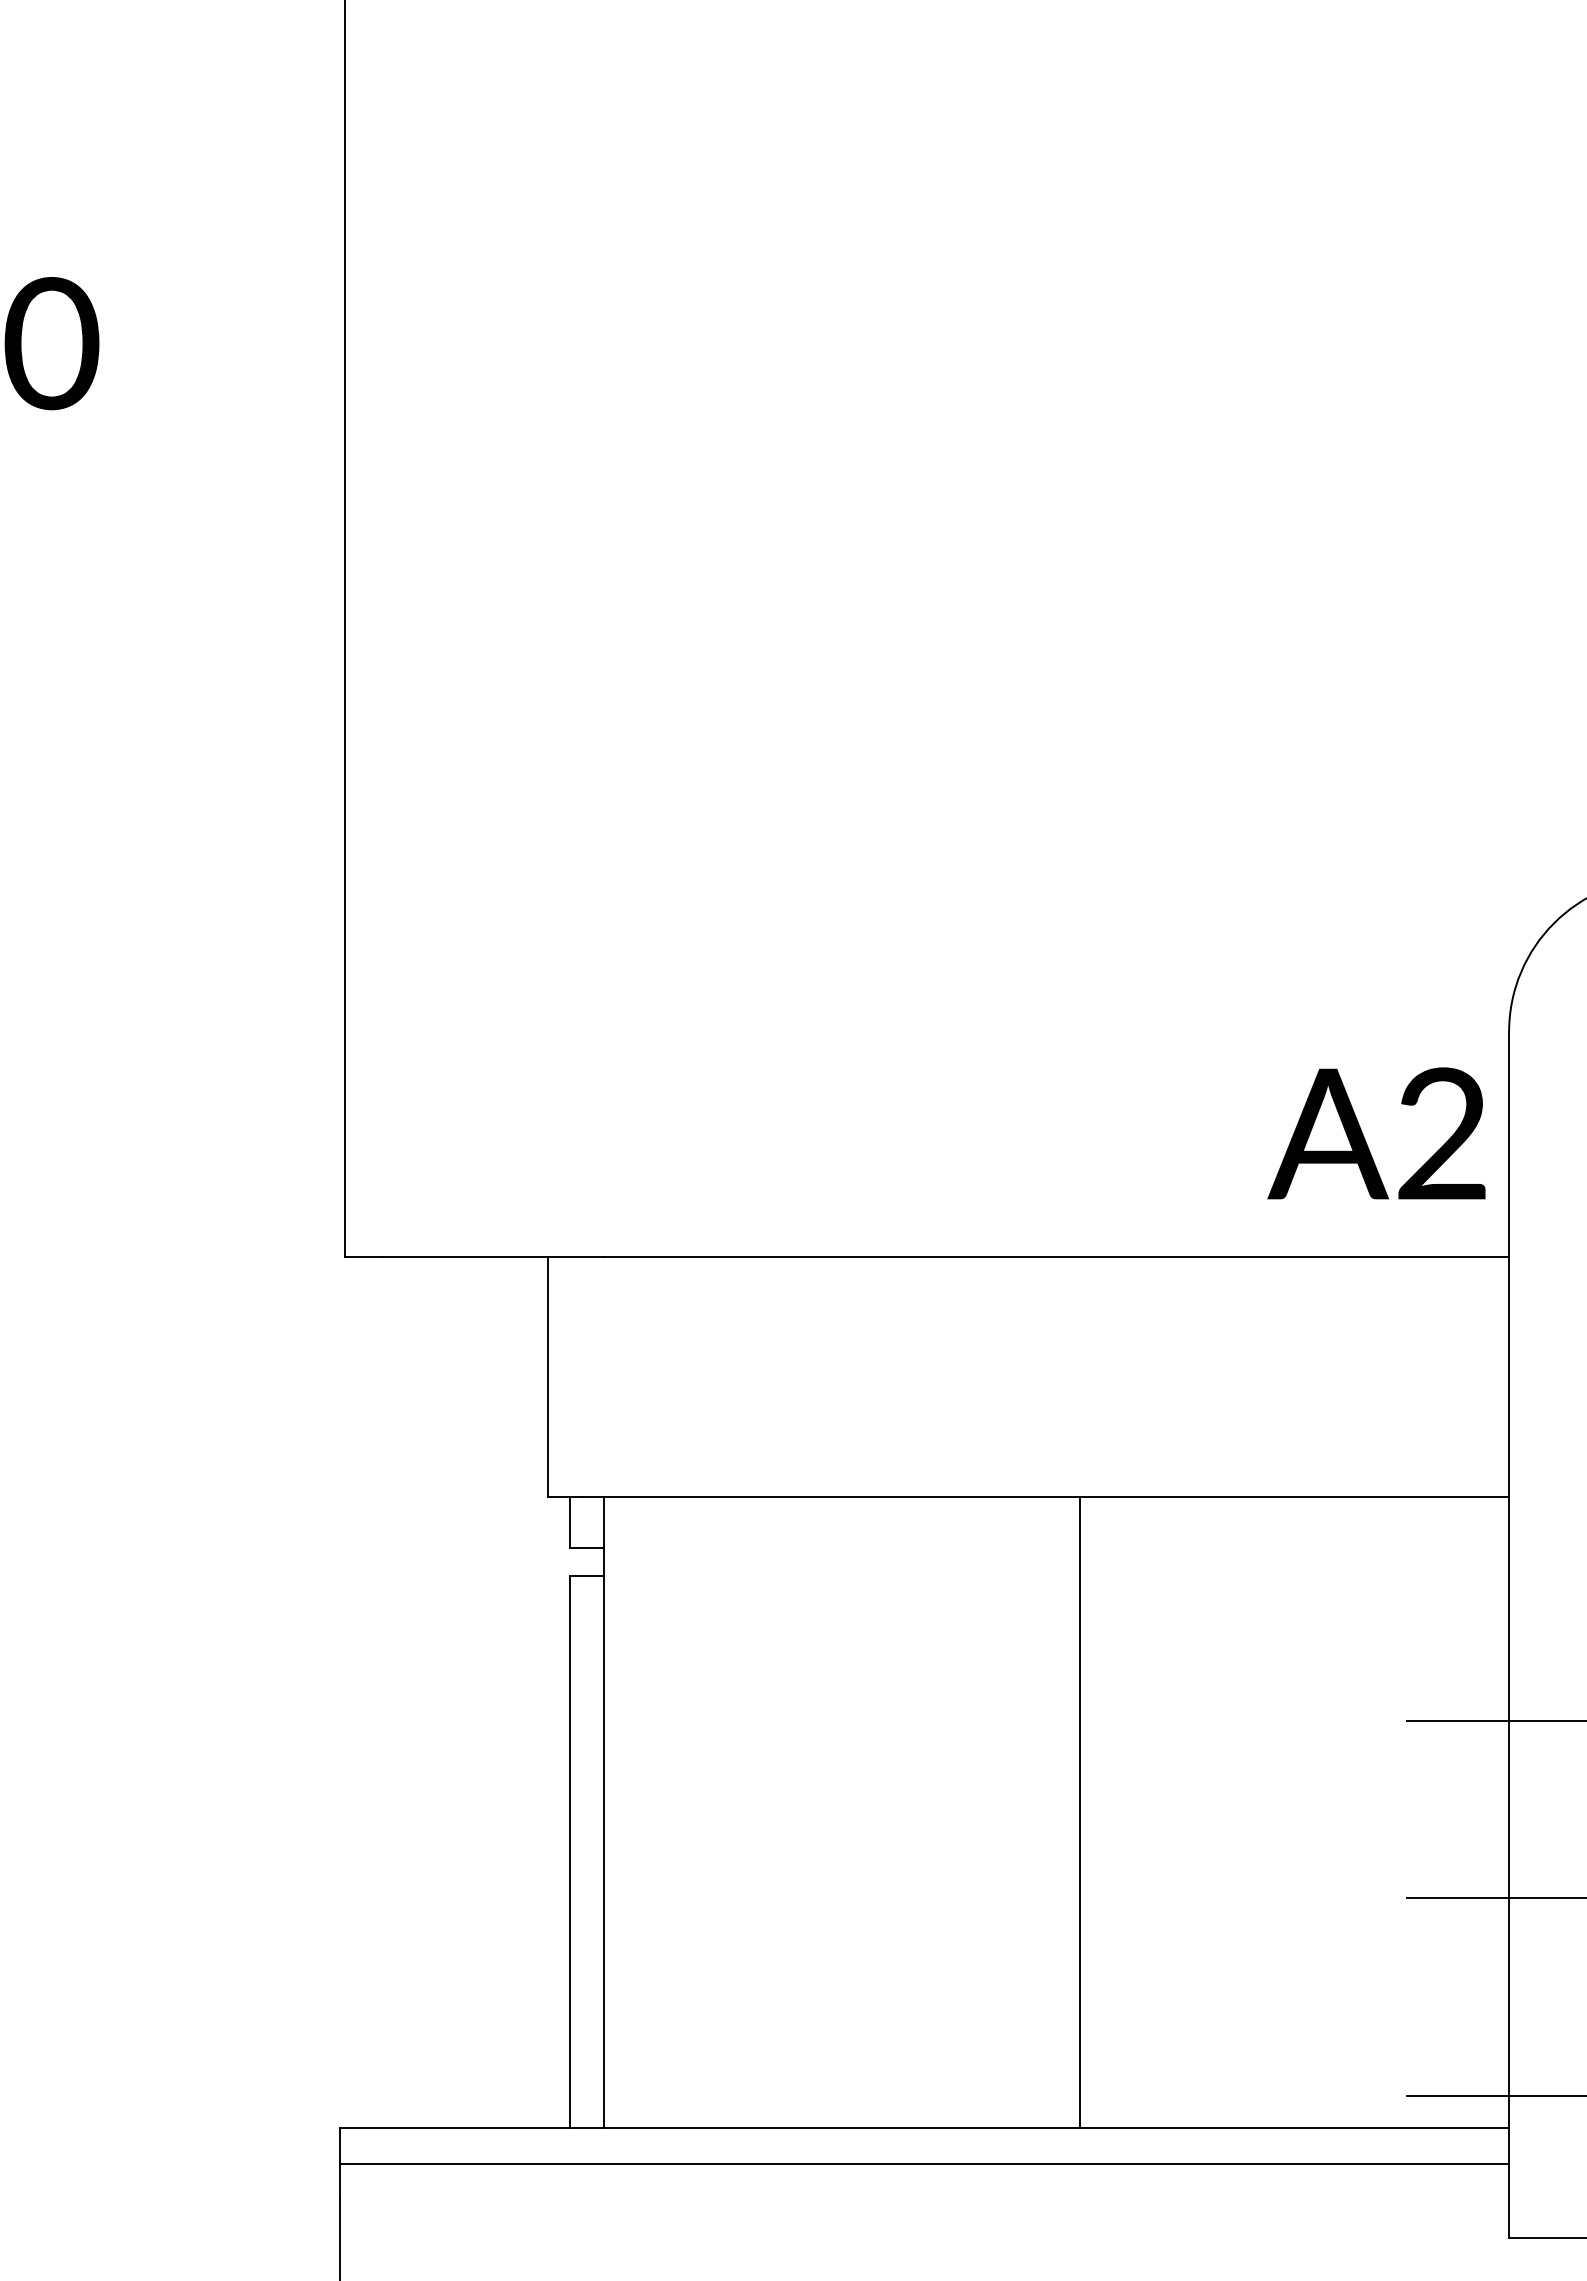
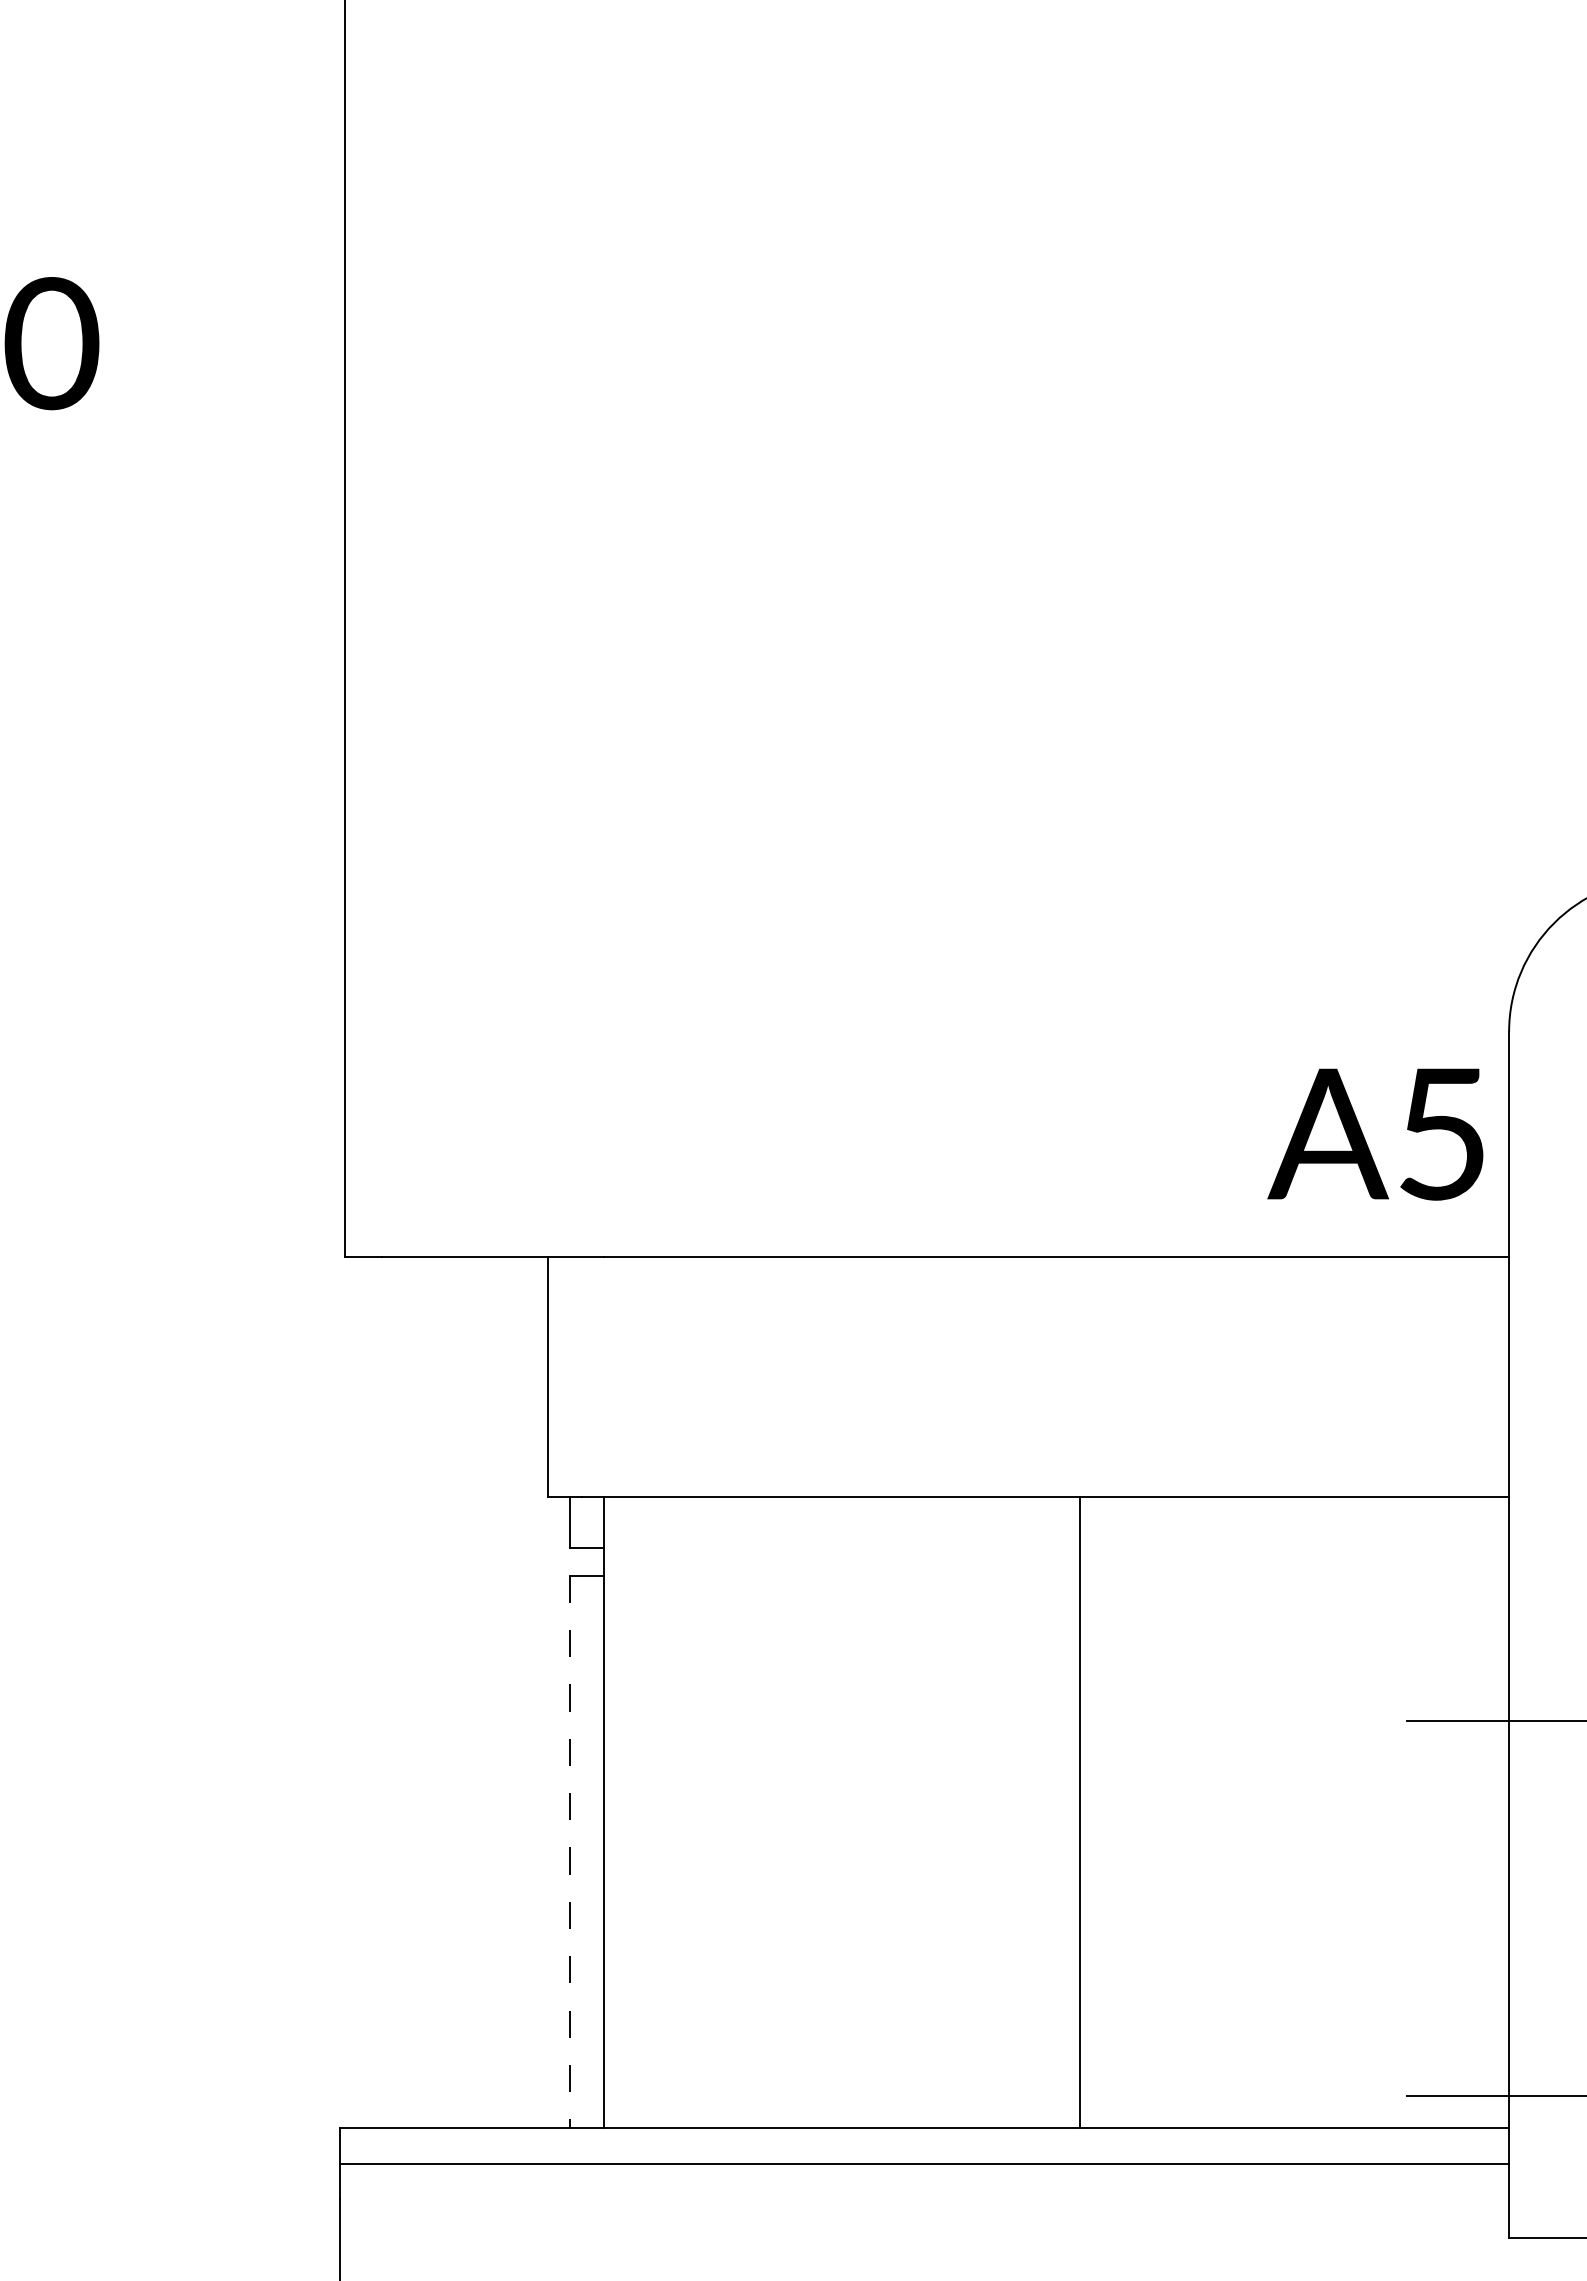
text: A2 -> A5 (1441, 1133)
line: solid -> dashed (569, 1851)
line: present -> none (1495, 1897)
